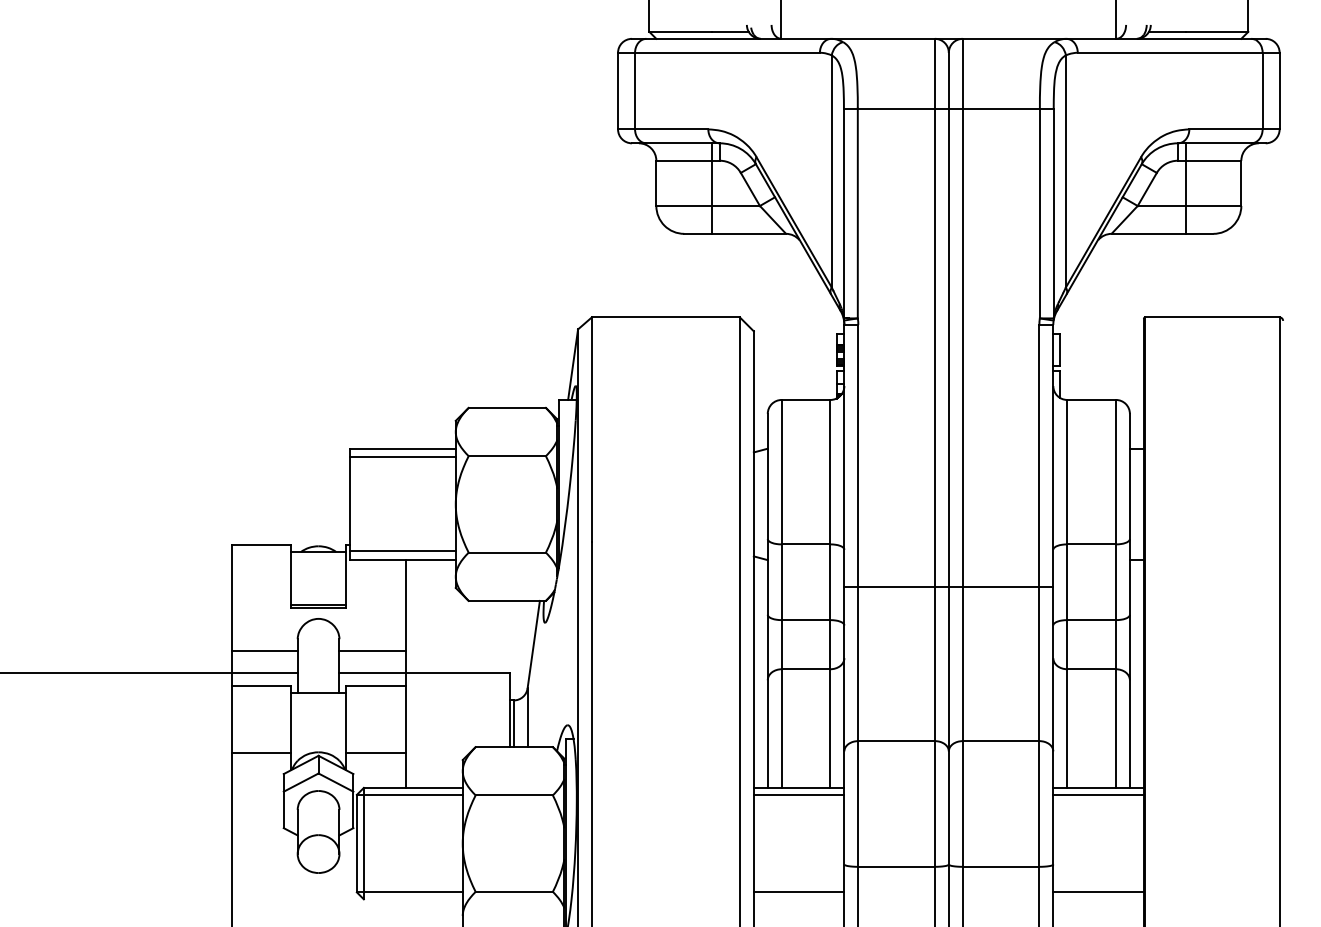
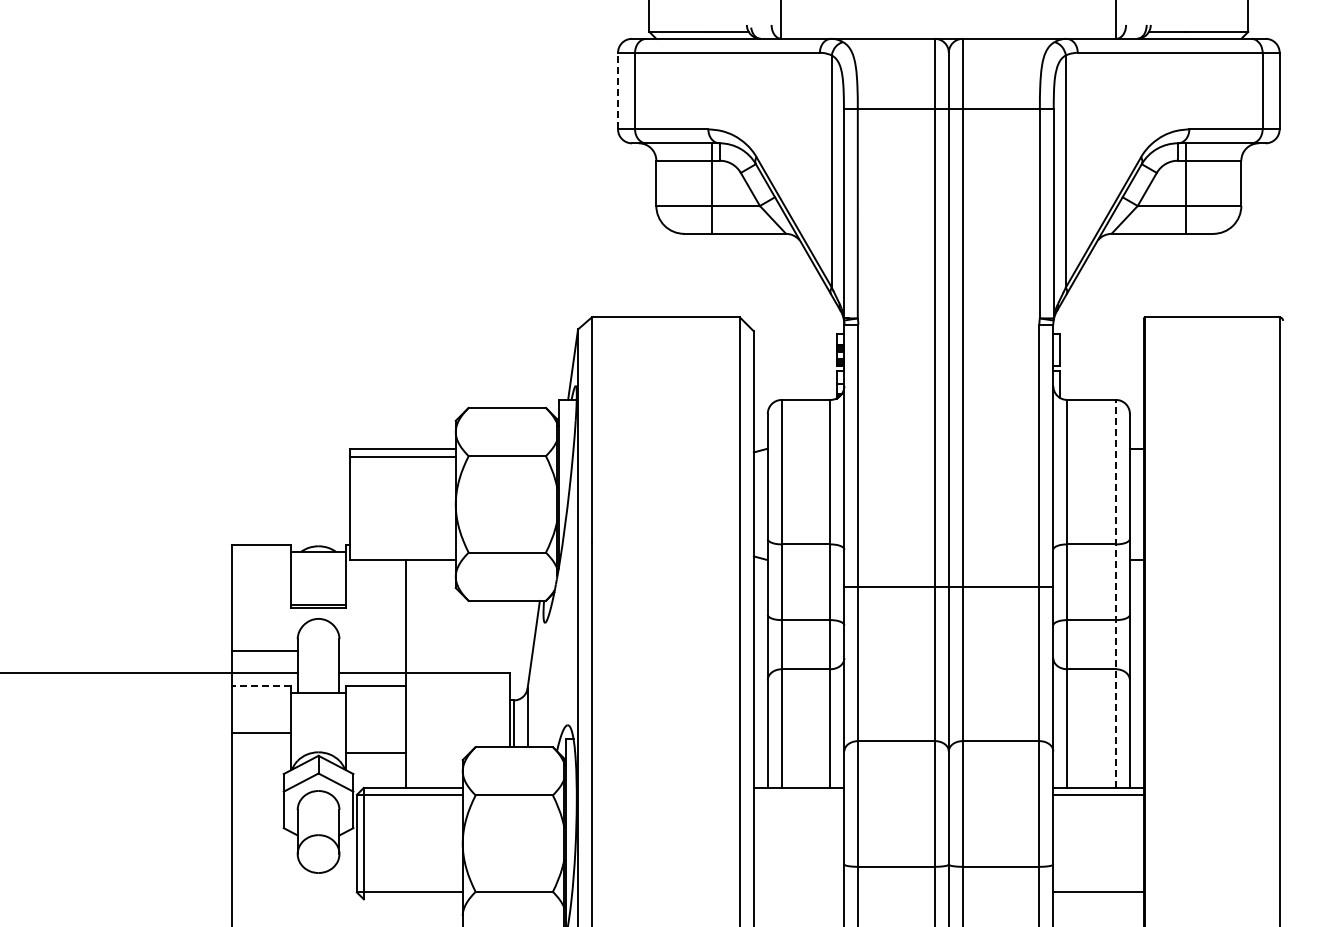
line: solid -> dashed (618, 90)
line: present -> none (402, 551)
line: solid -> dashed (1115, 593)
line: present -> none (372, 651)
line: solid -> dashed (261, 686)
line position: (260, 752) -> (260, 732) (260, 732)
line: present -> none (798, 794)
line: present -> none (798, 892)
